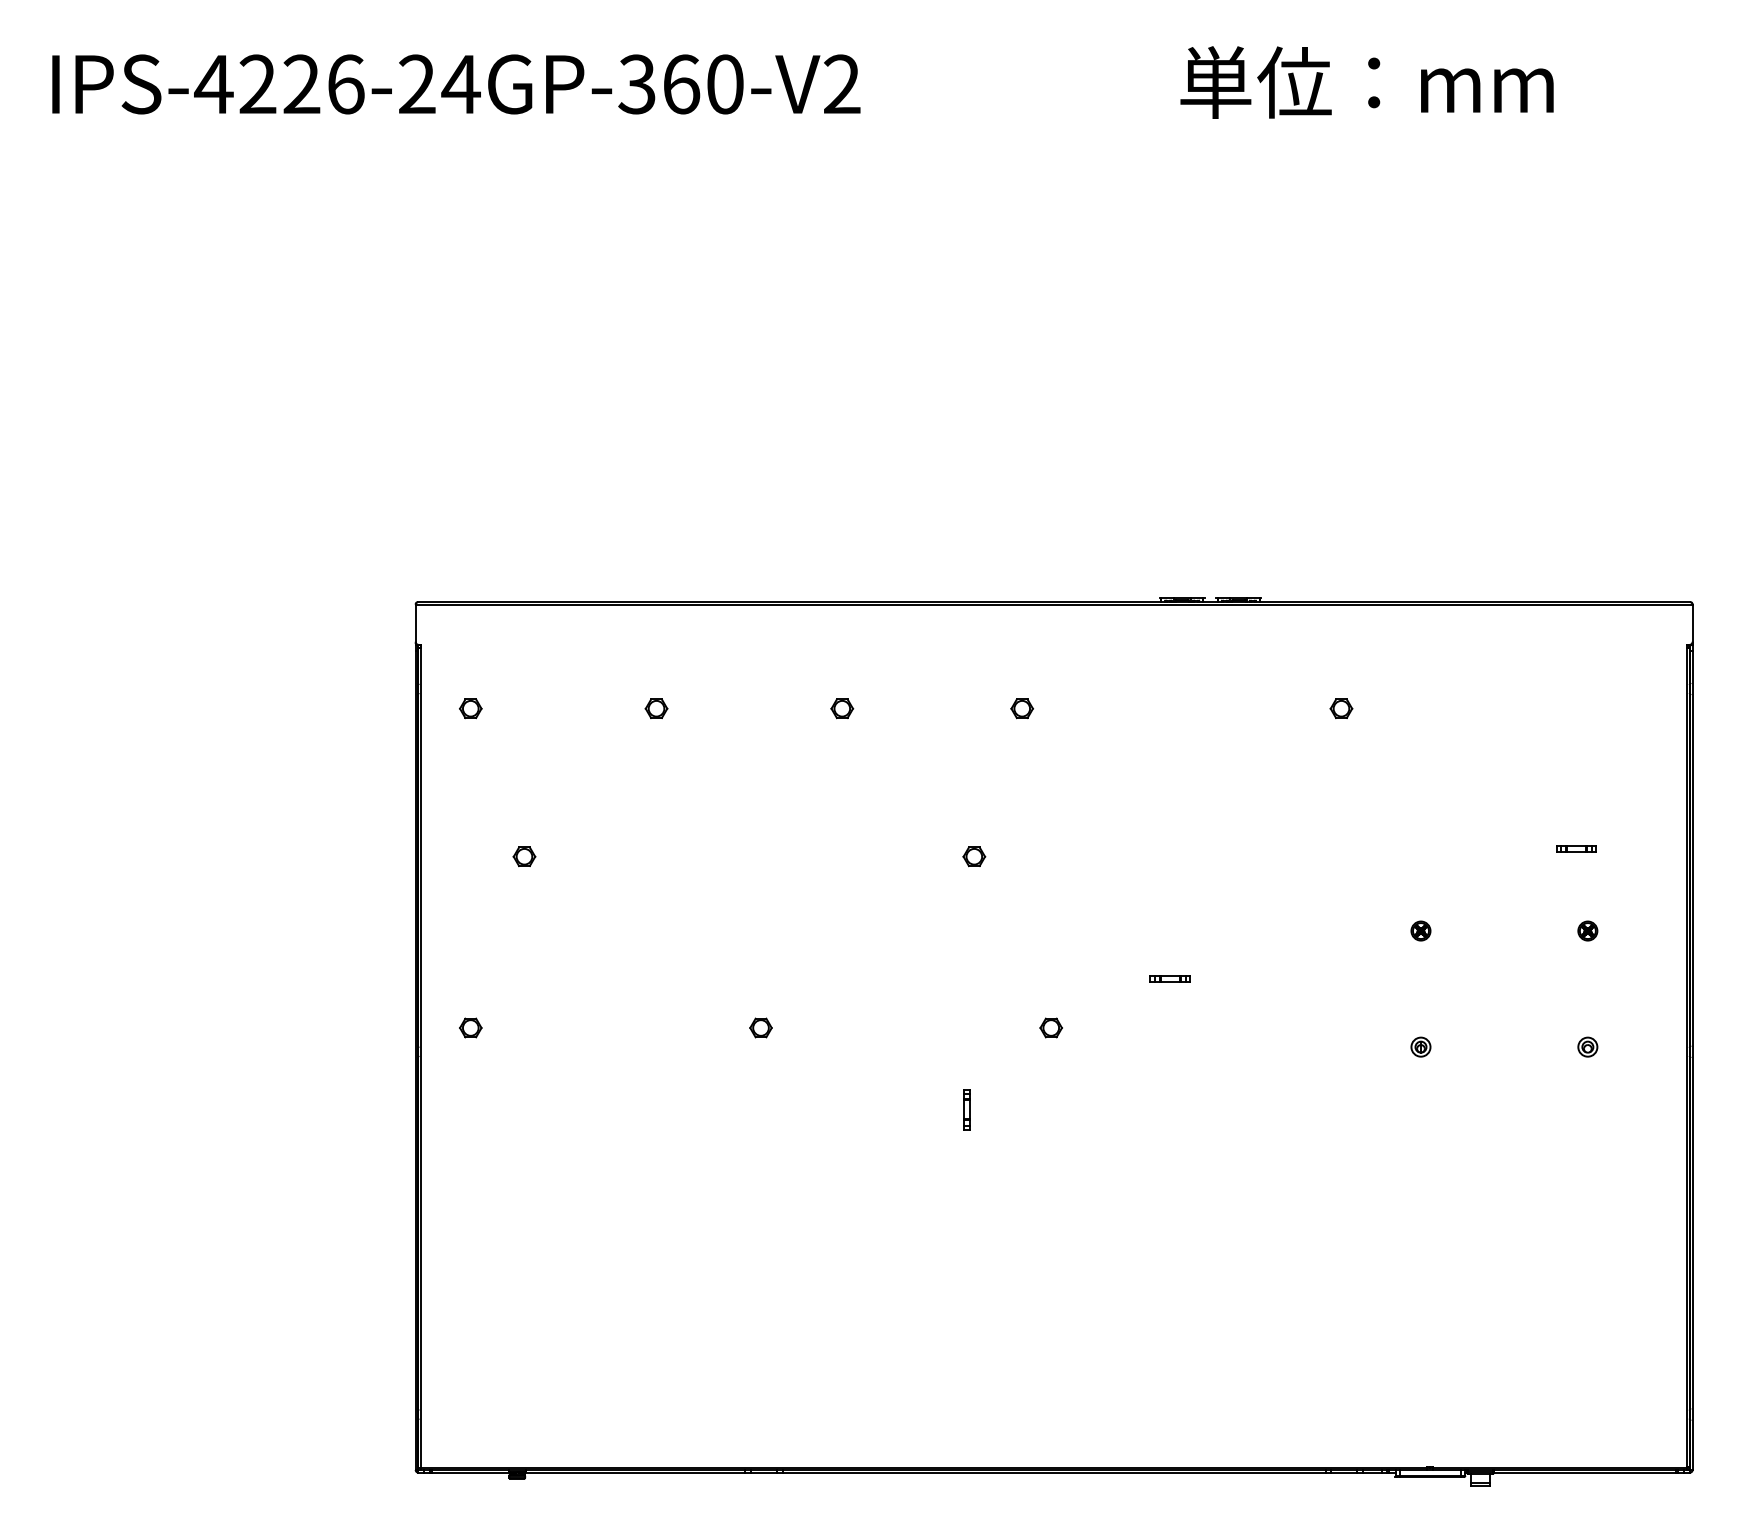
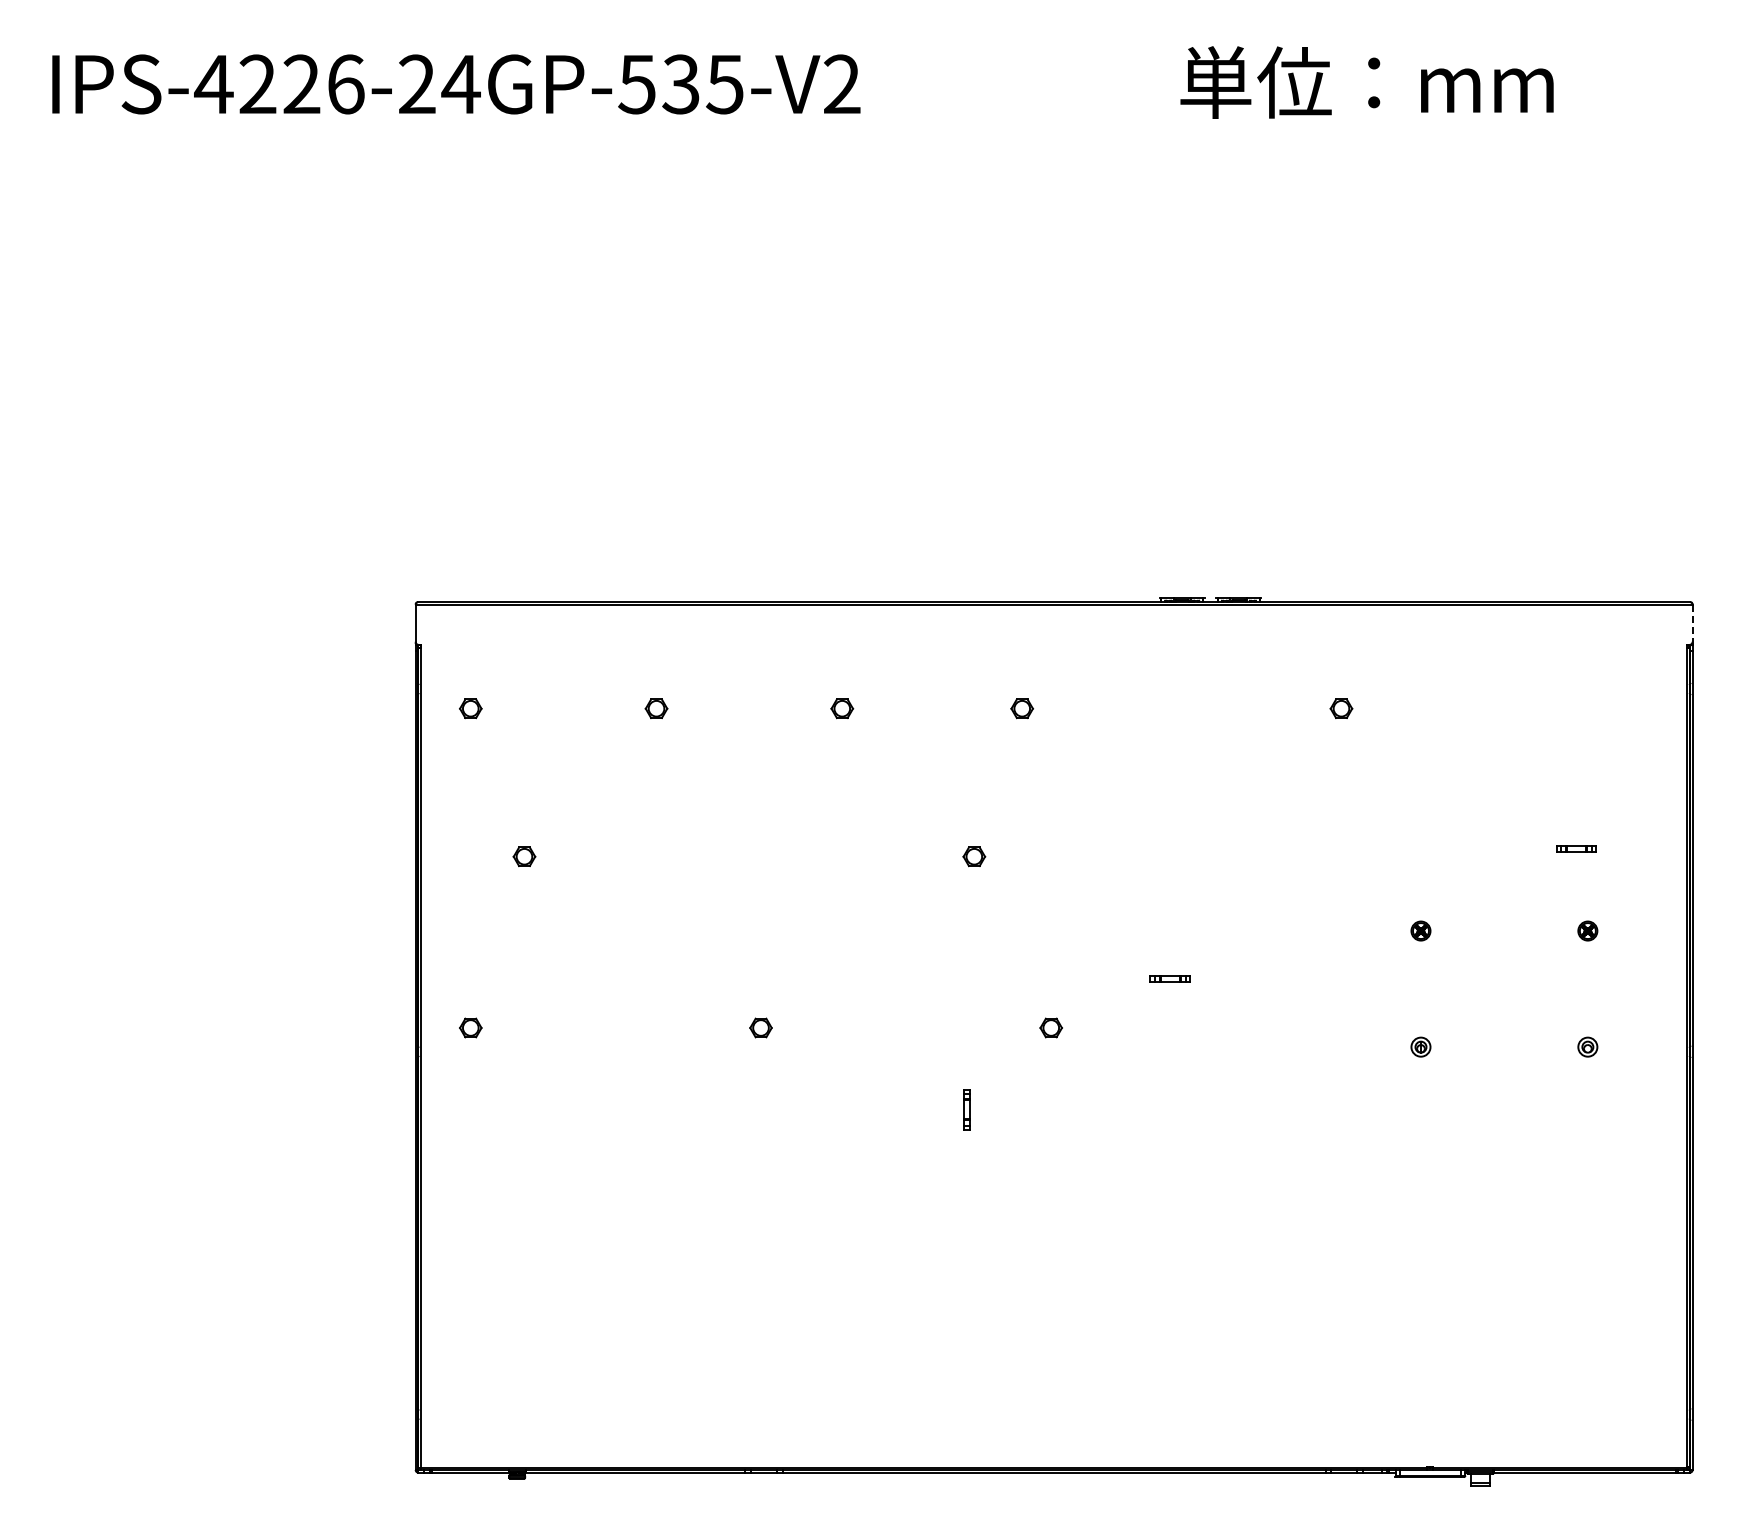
text: IPS-4226-24GP-360-V2 -> IPS-4226-24GP-535-V2 (680, 84)
line: solid -> dashed (1692, 623)
